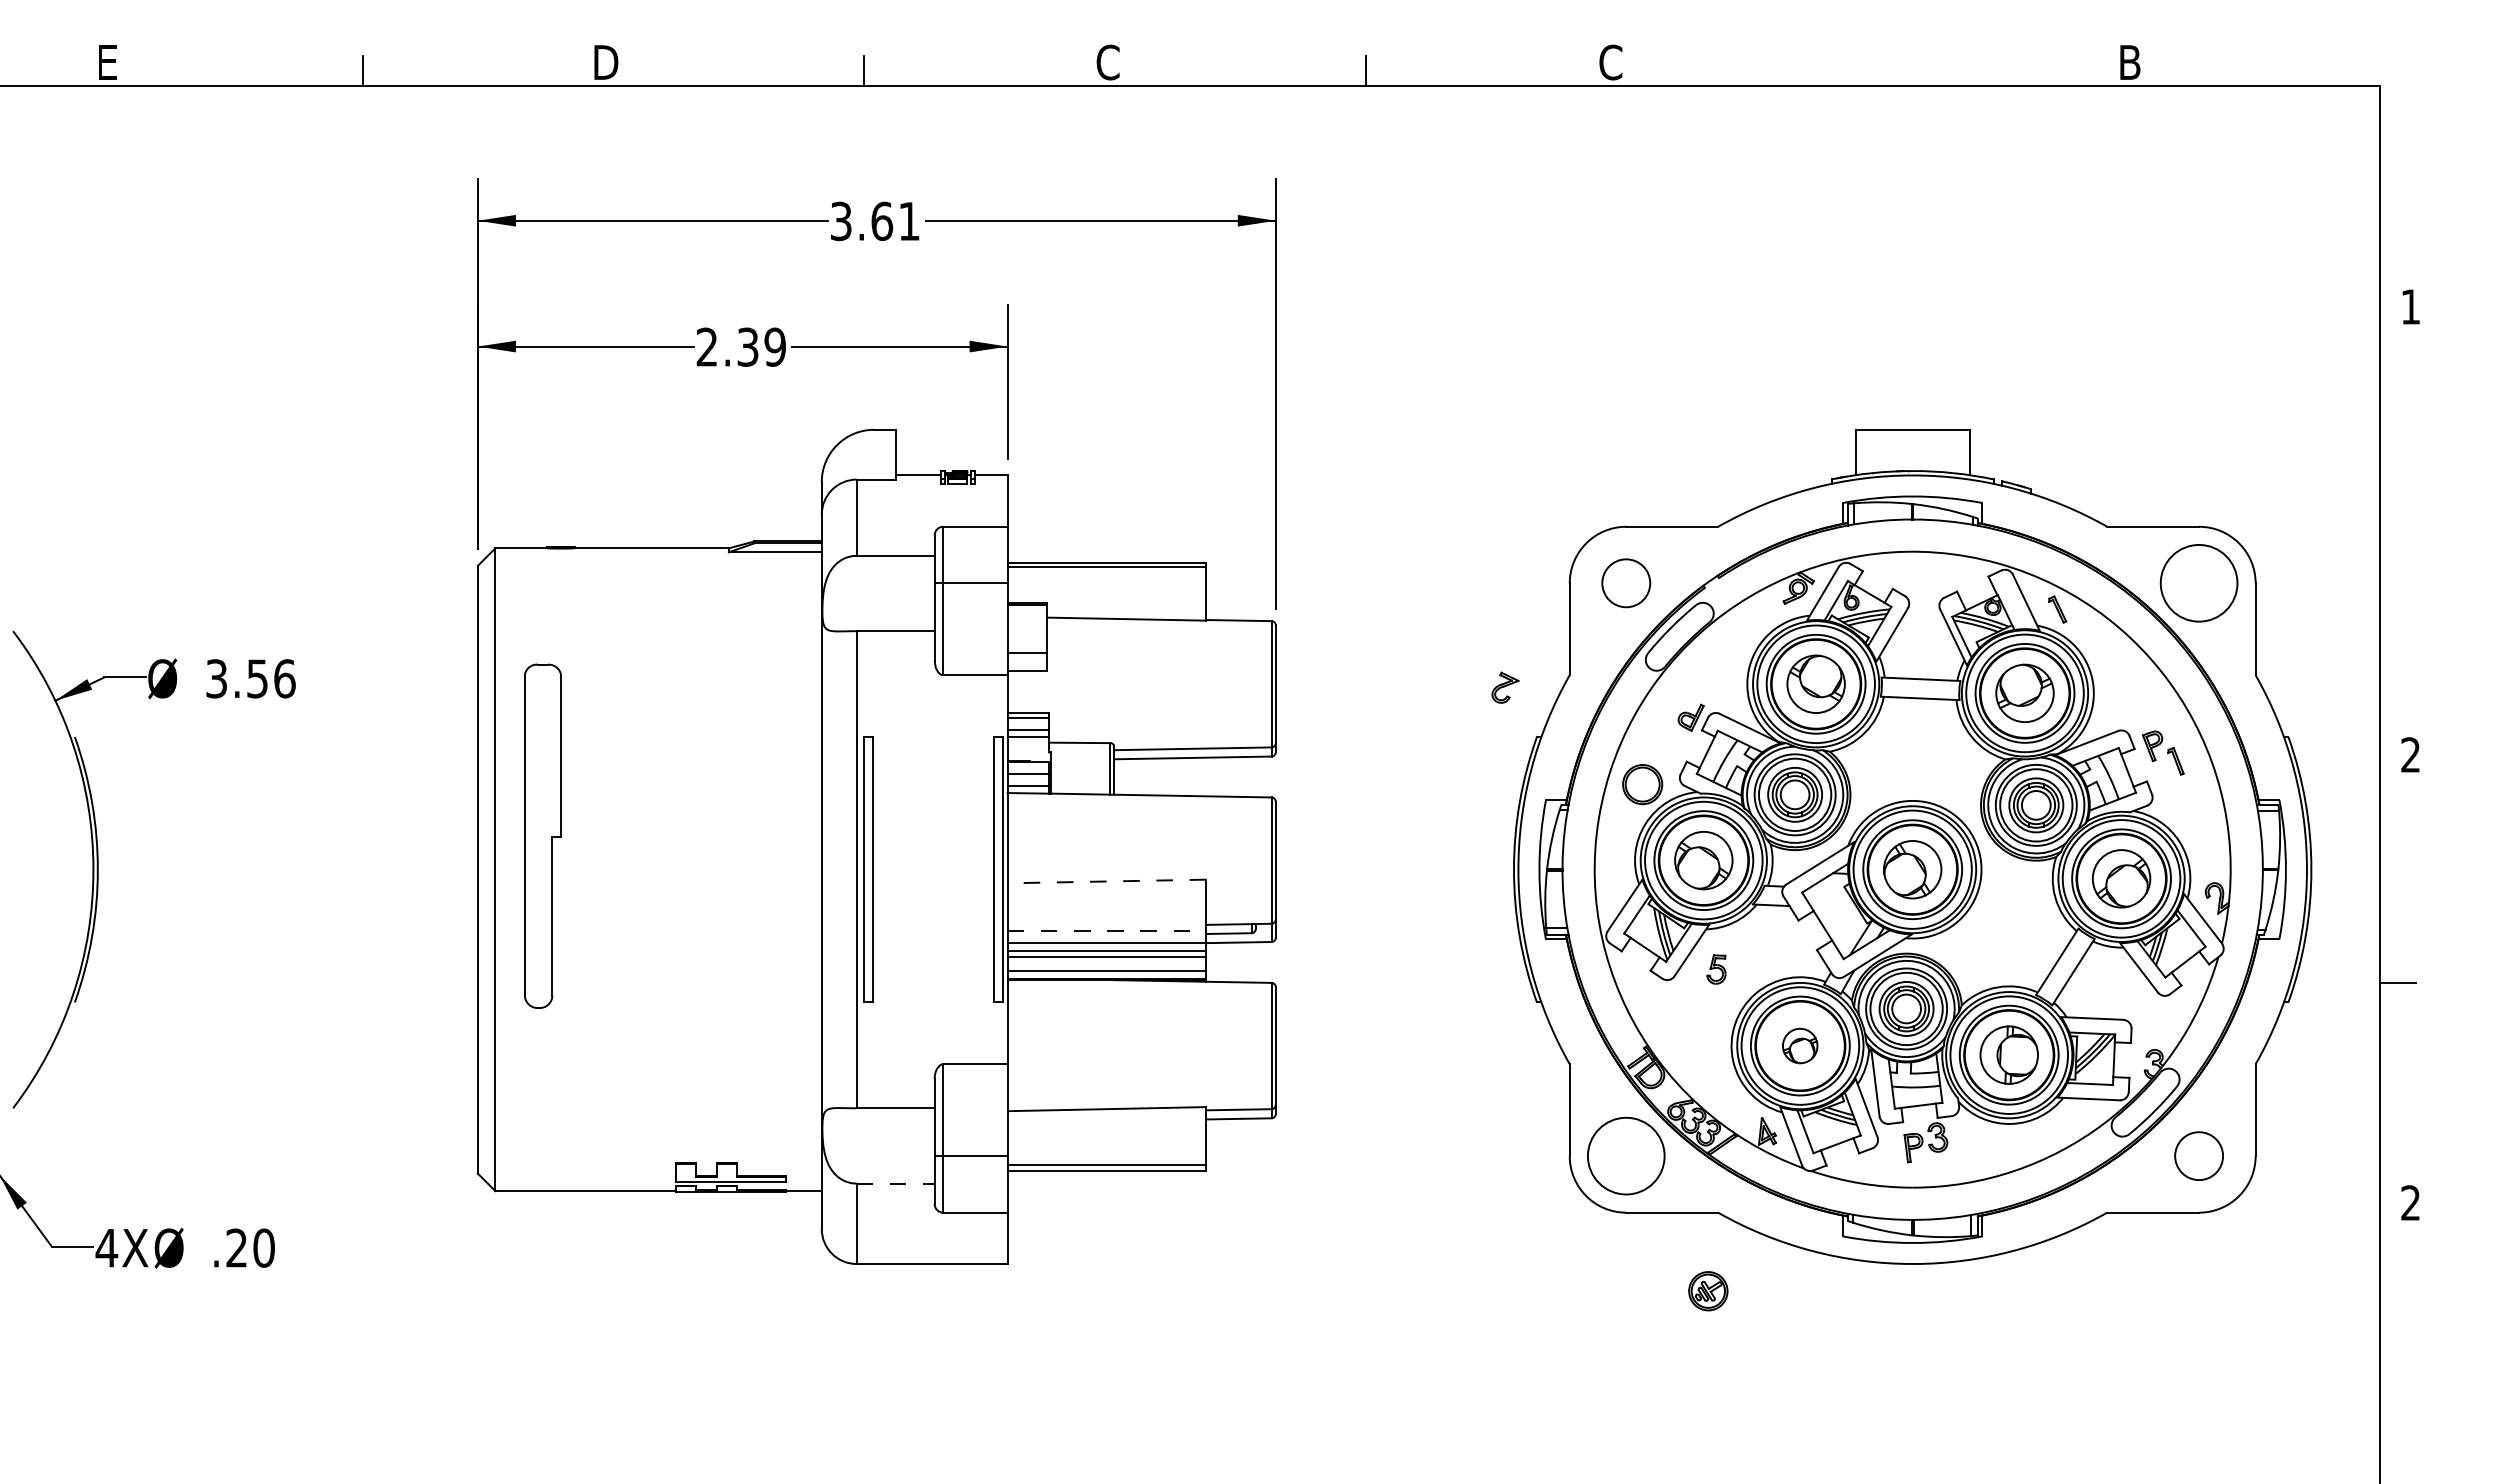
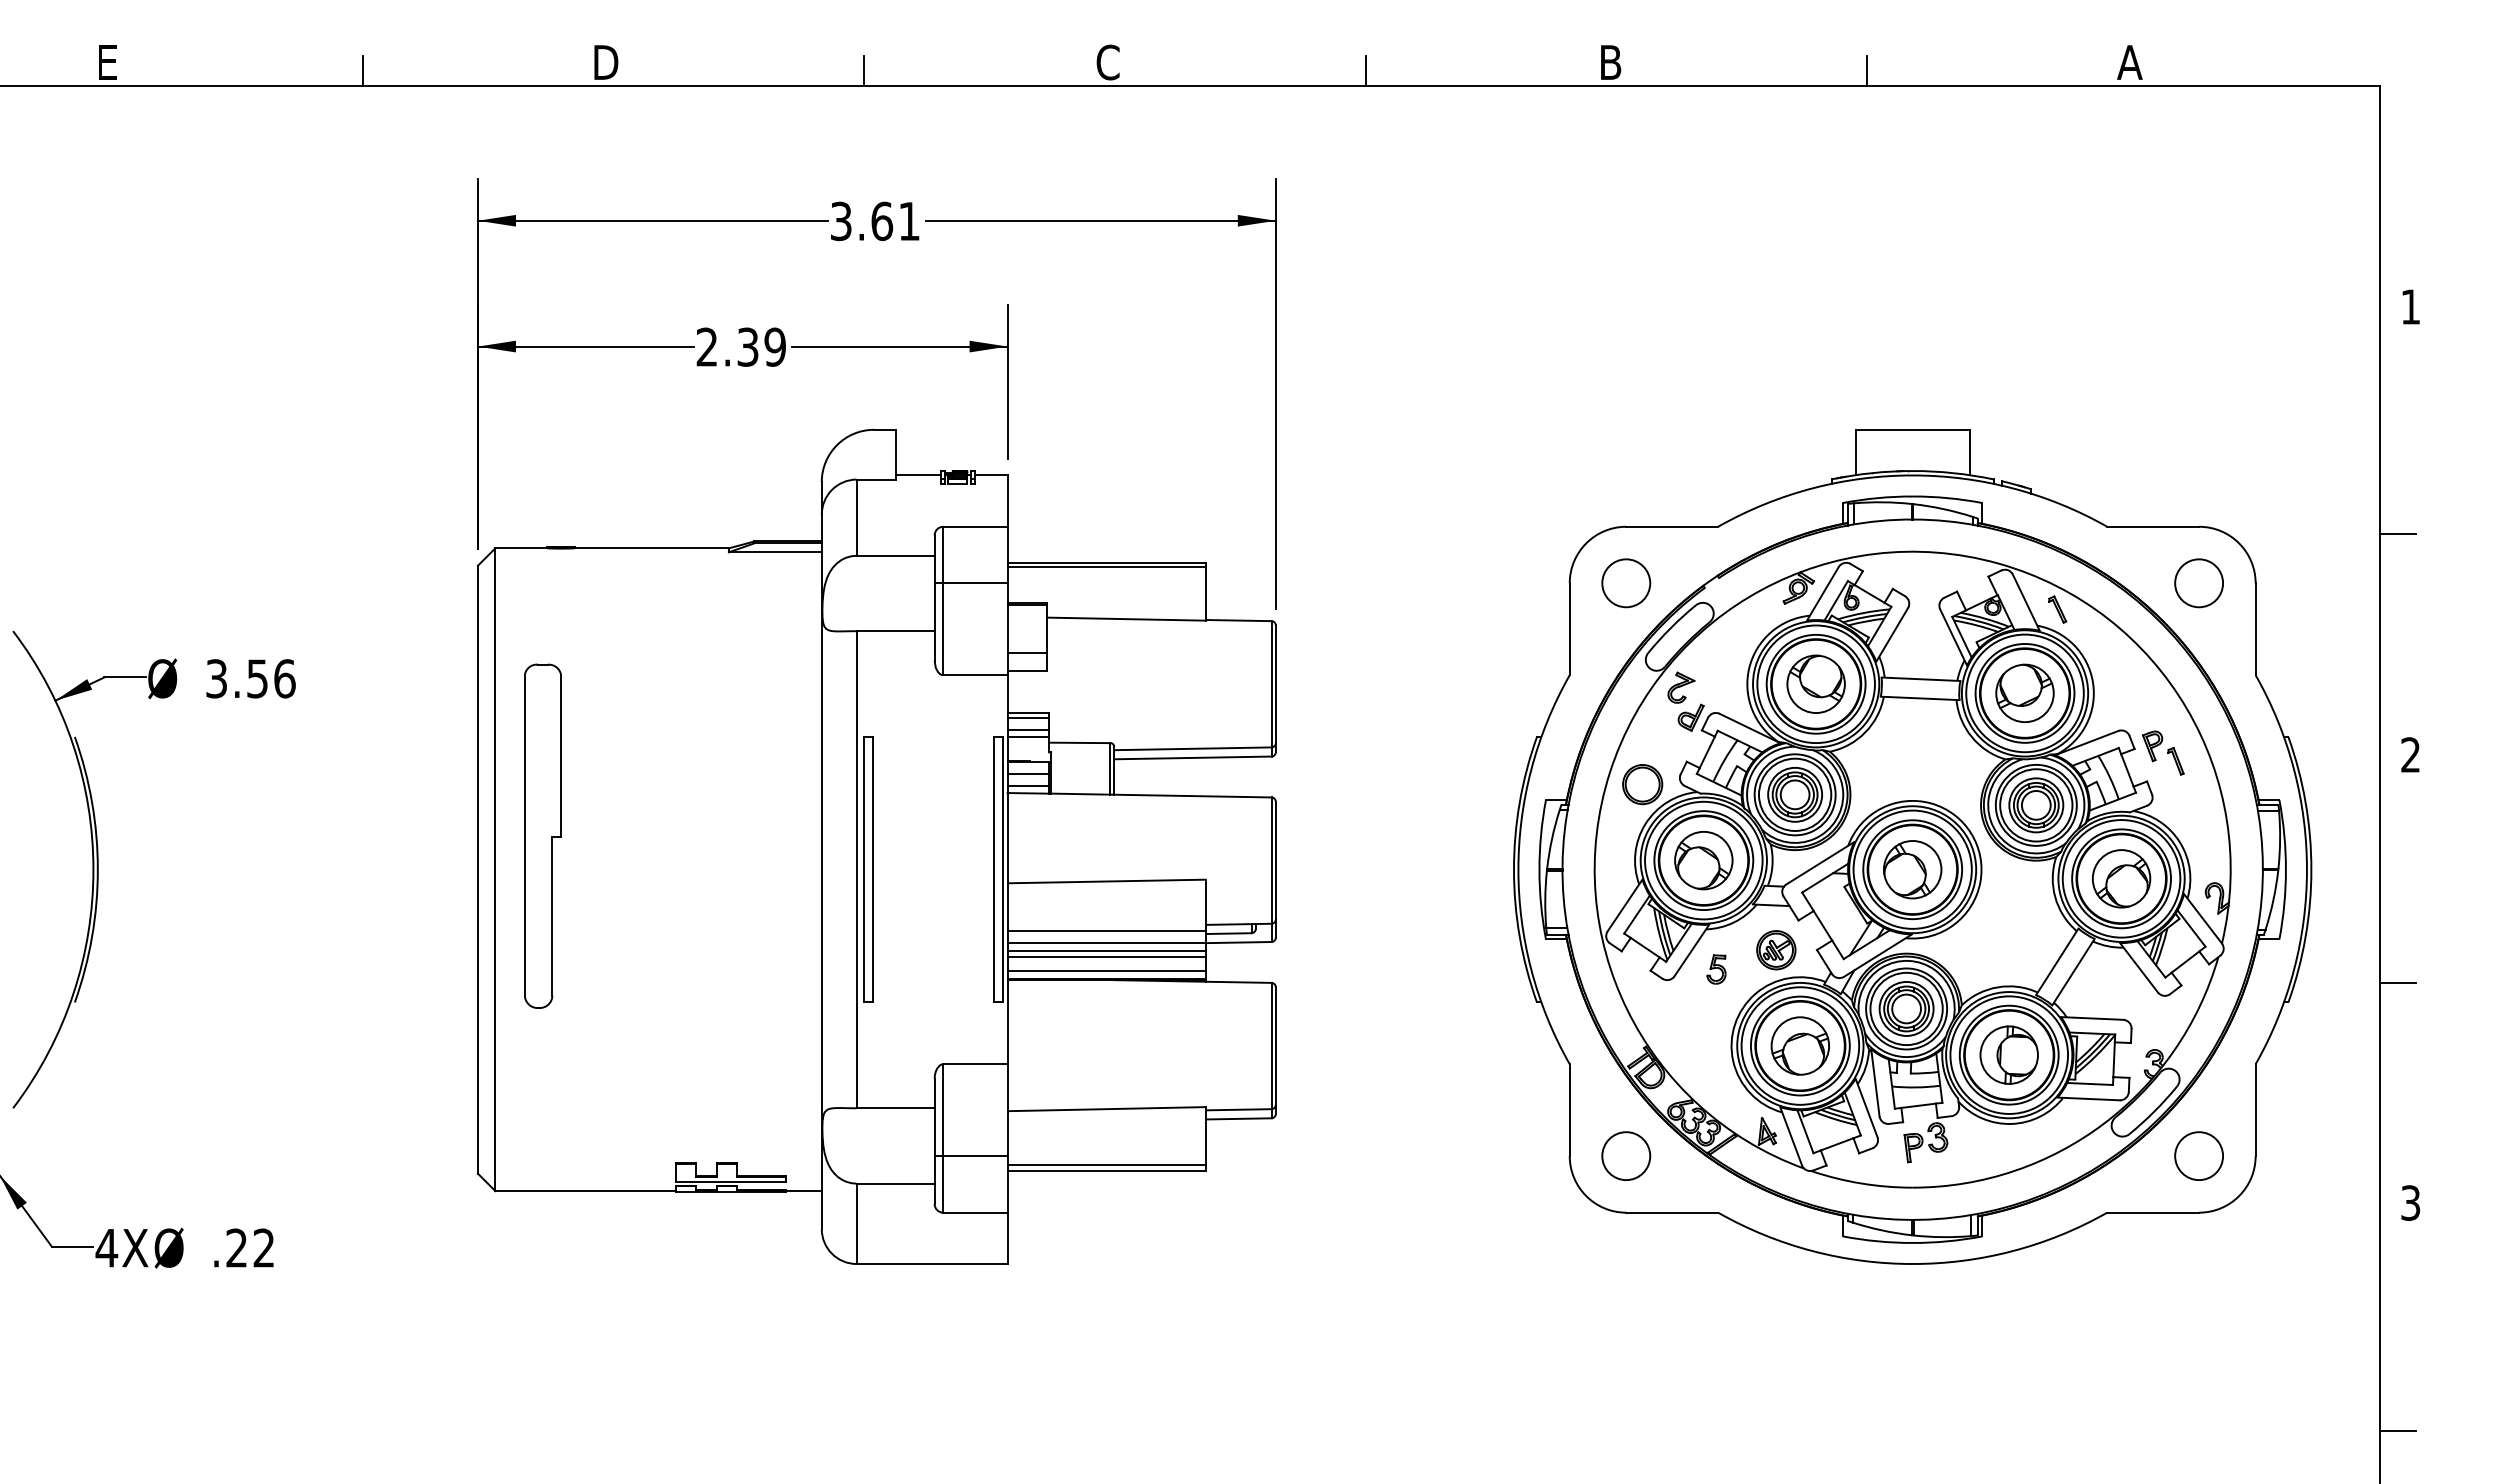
text: C -> B (1610, 62)
text: B -> A (2129, 62)
line: none -> present (1866, 71)
line: none -> present (2397, 534)
circle diameter: 77 px -> 48 px (2199, 583)
part position: (1505, 687) -> (1681, 687) (1681, 687)
line: dashed -> solid (1105, 881)
line: dashed -> solid (1107, 931)
part size: 37x38 px -> 60x60 px (1799, 1045)
circle diameter: 77 px -> 48 px (1626, 1156)
line: dashed -> solid (895, 1183)
text: 2 -> 3 (2410, 1202)
text: .20 -> .22 (263, 1247)
part position: (1708, 1291) -> (1776, 950) (1776, 950)
line: none -> present (2397, 1430)
